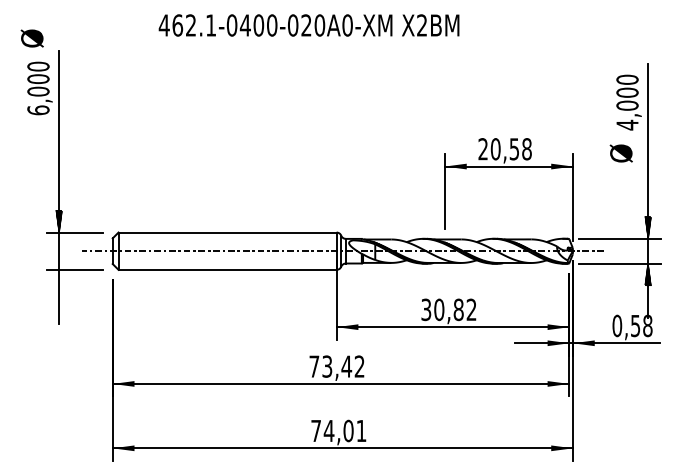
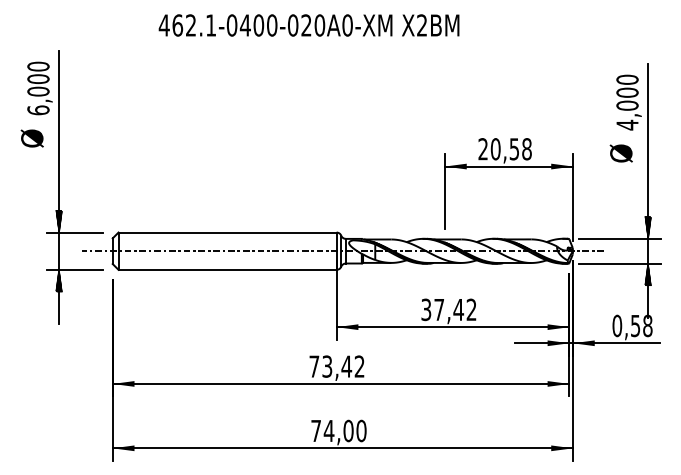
text position: (31, 38) -> (31, 138) (31, 138)
hatch: none -> present (58, 280)
text: 30,82 -> 37,42 (449, 309)
text: 74,01 -> 74,00 (361, 430)
